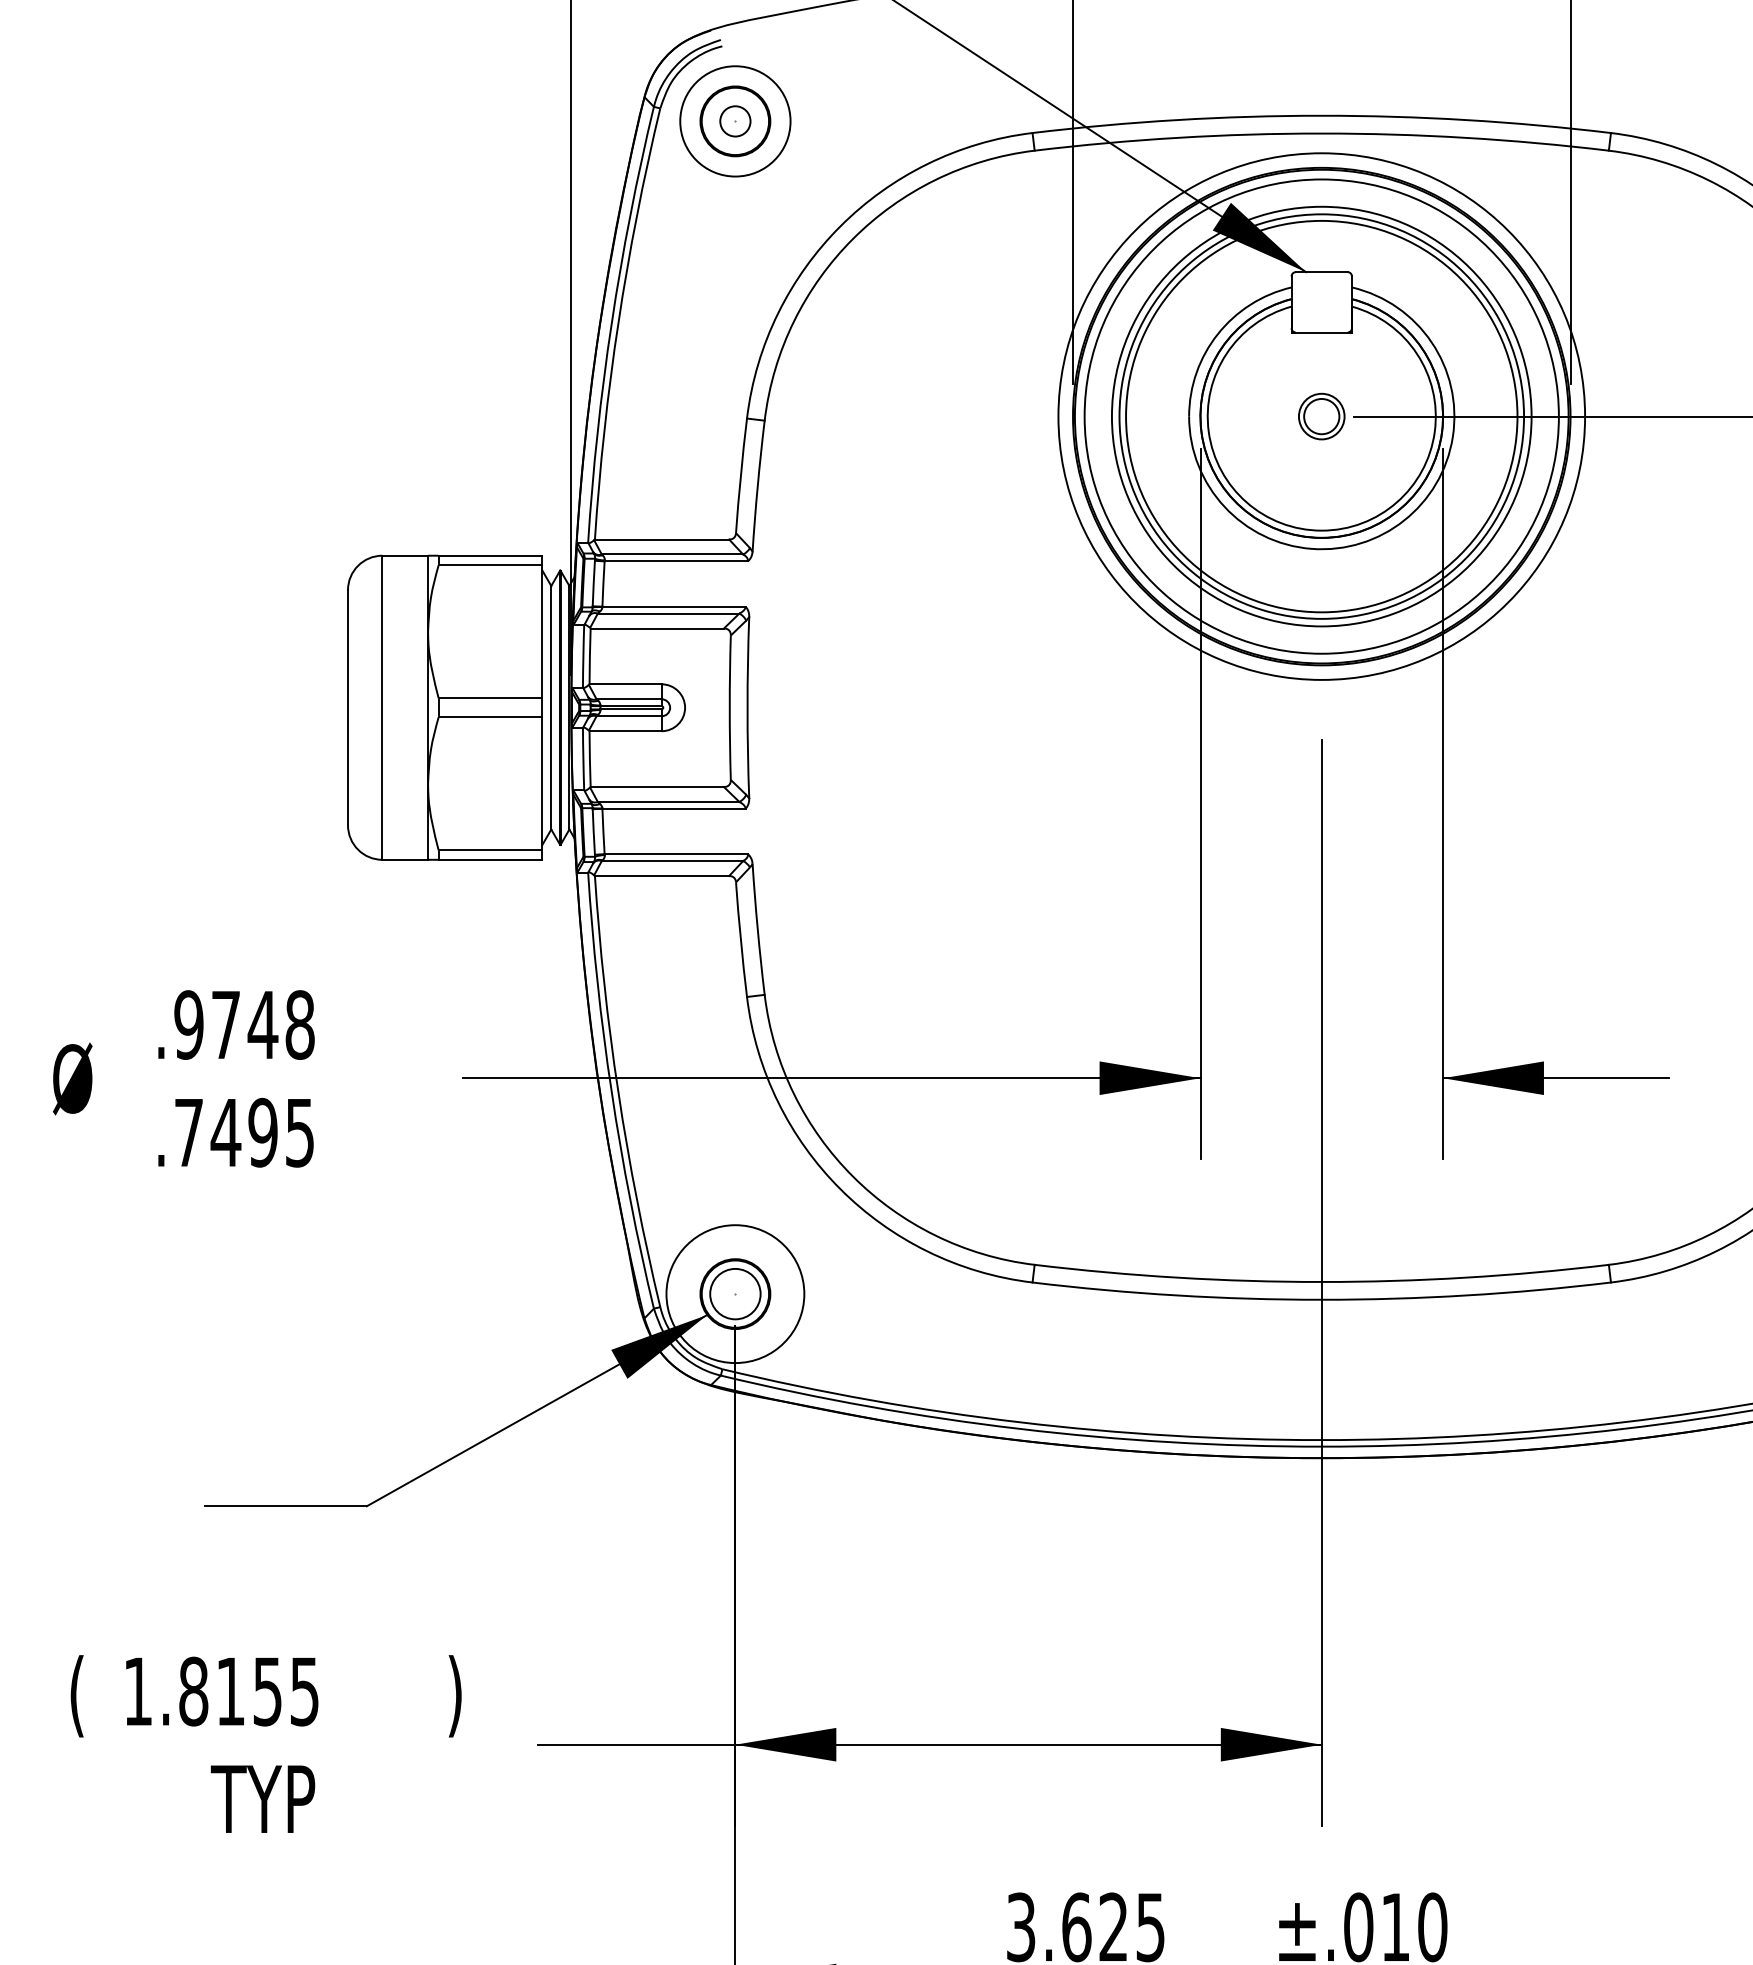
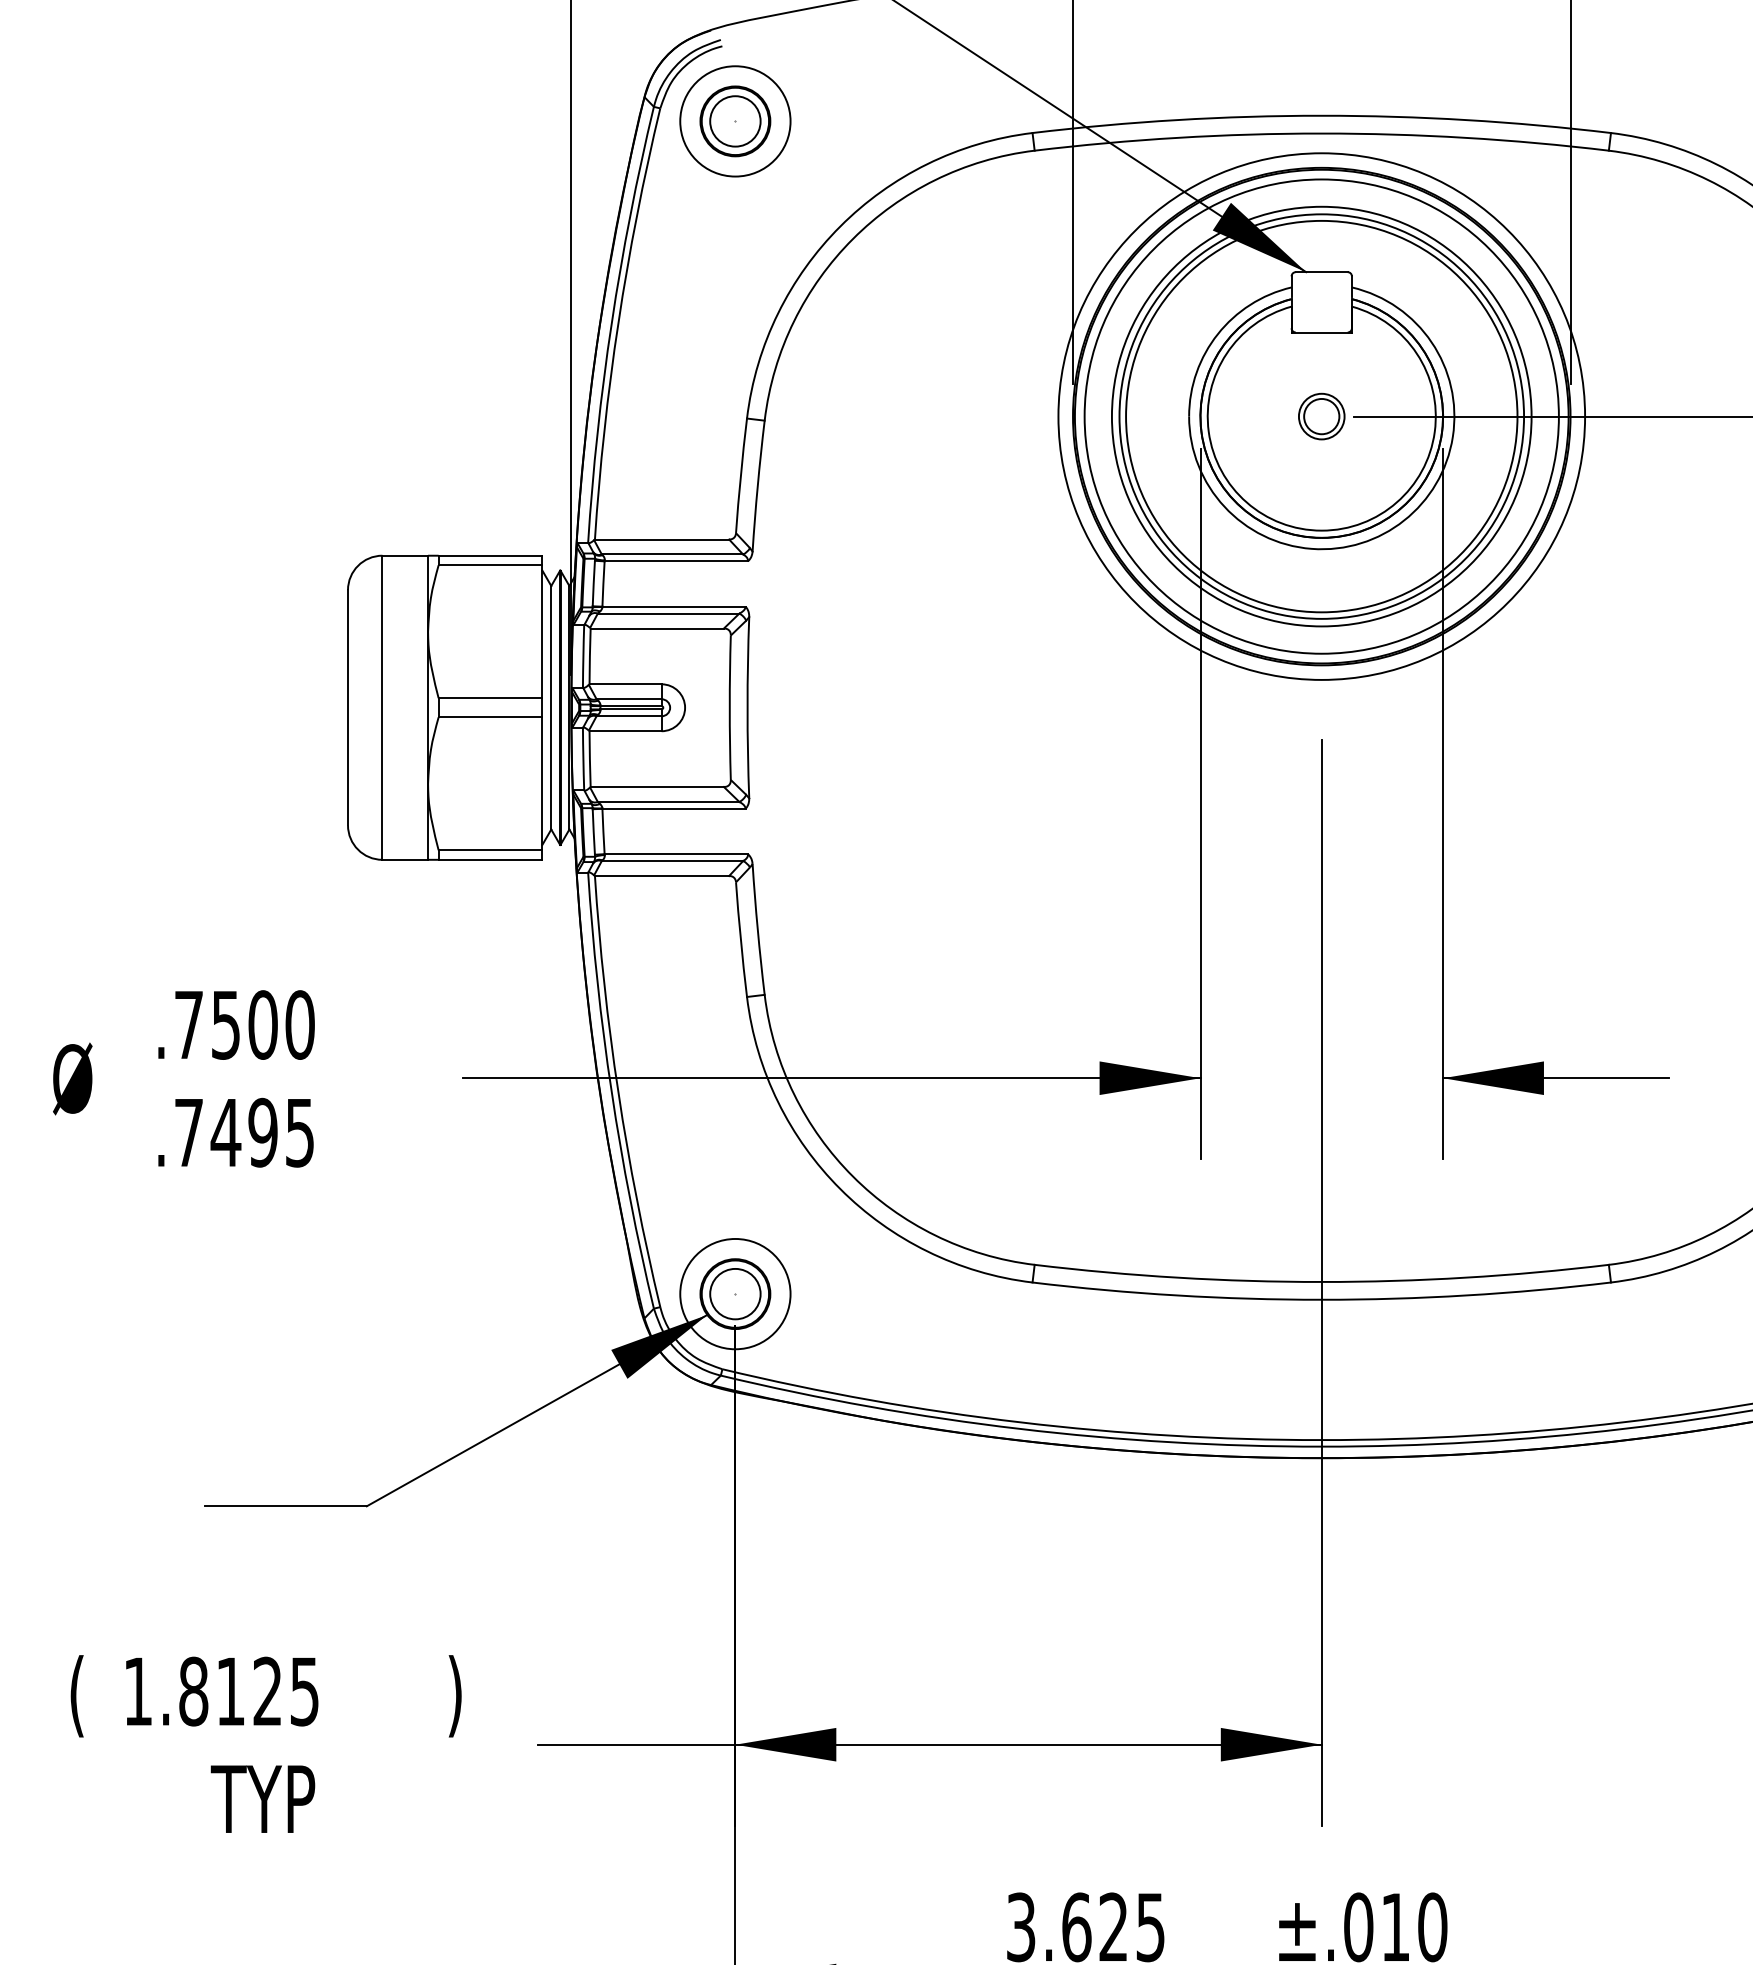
circle diameter: 30 px -> 50 px (735, 121)
text: .9748 -> .7500 (244, 1024)
circle diameter: 138 px -> 110 px (735, 1293)
text: 1.8155 -> 1.8125 (267, 1691)
